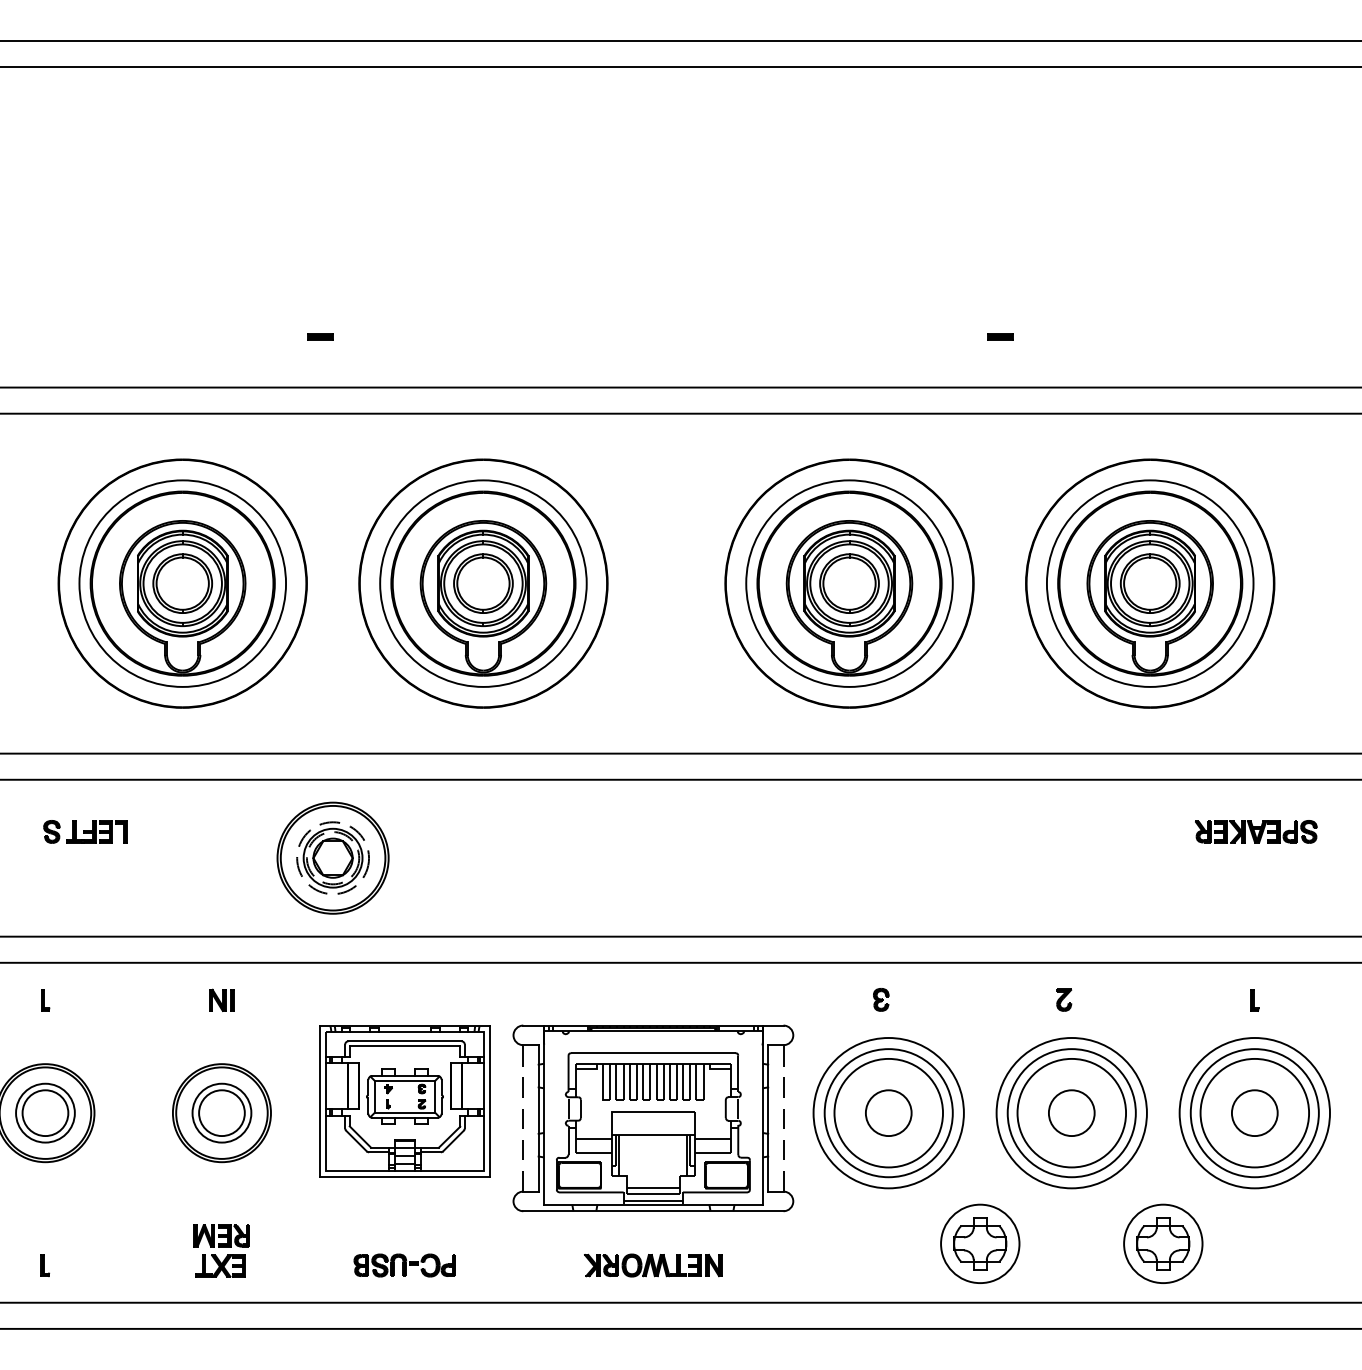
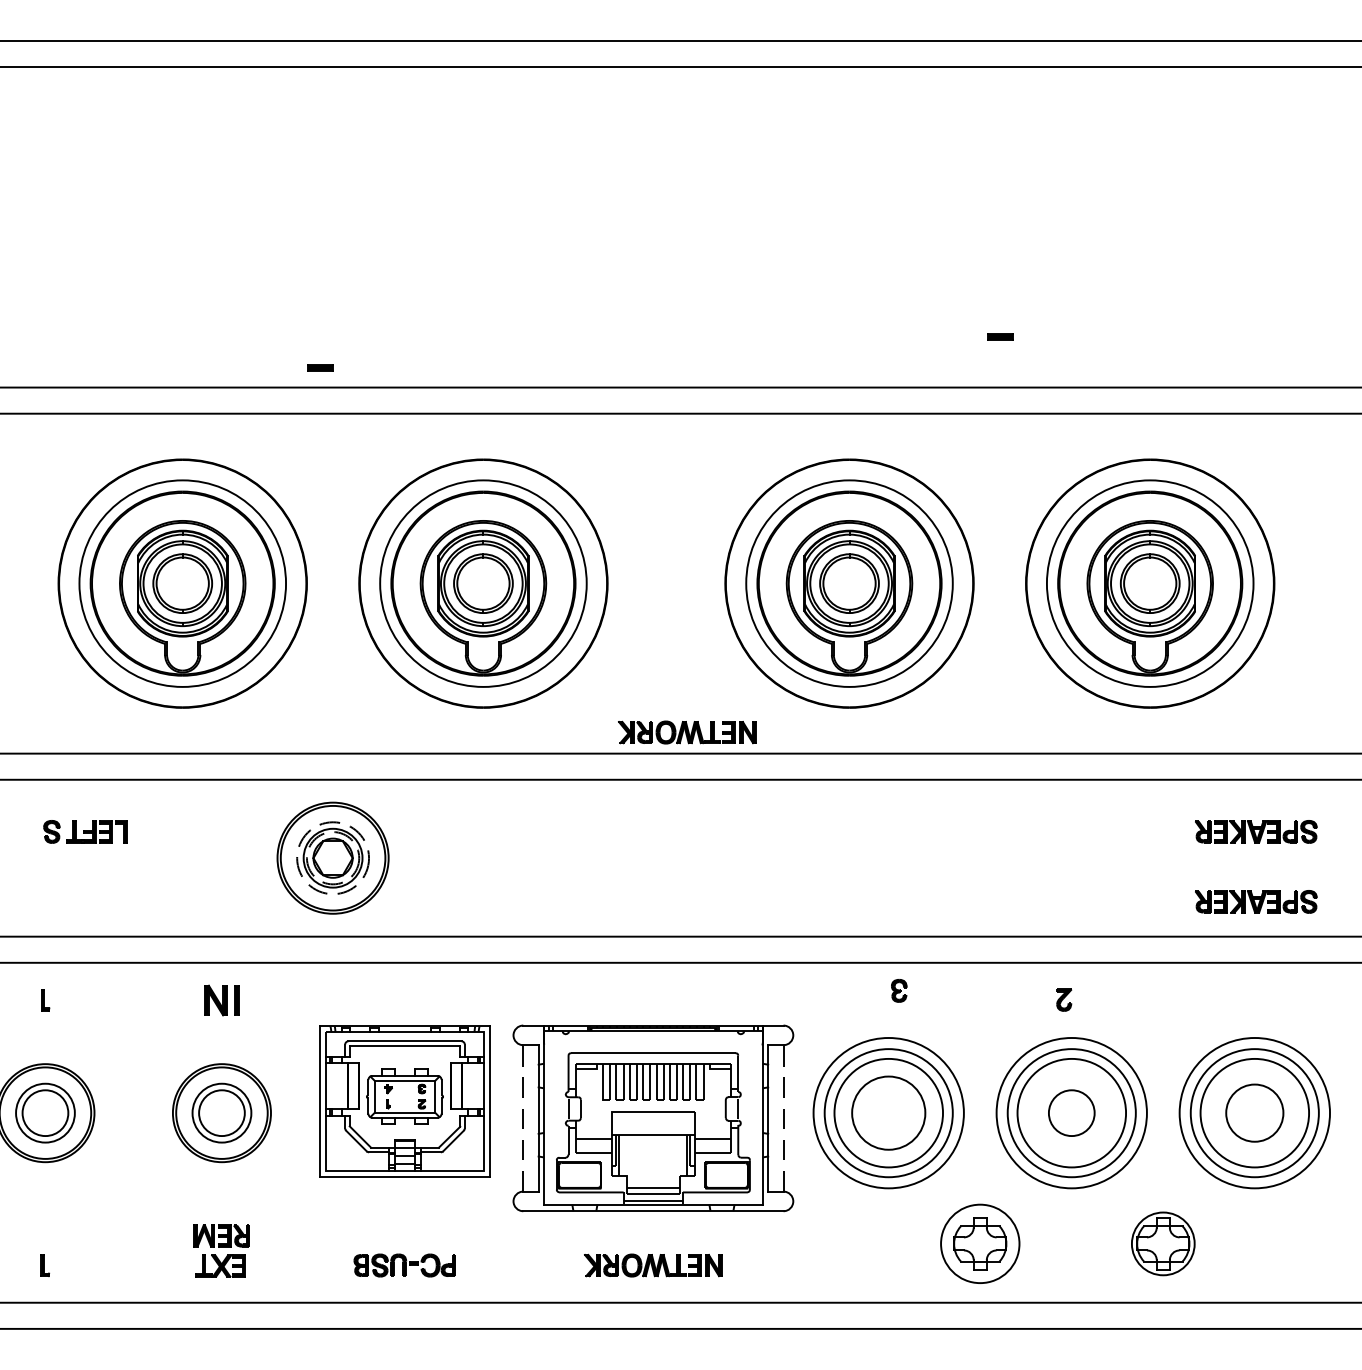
part position: (320, 336) -> (320, 367) (320, 367)
part: none -> present (687, 732)
part: none -> present (1256, 901)
part size: 26x24 px -> 36x33 px (221, 1000)
part position: (881, 999) -> (899, 990) (899, 990)
part: present -> none (1254, 1000)
circle diameter: 46 px -> 73 px (888, 1112)
circle diameter: 46 px -> 57 px (1254, 1112)
circle diameter: 78 px -> 63 px (1162, 1243)
